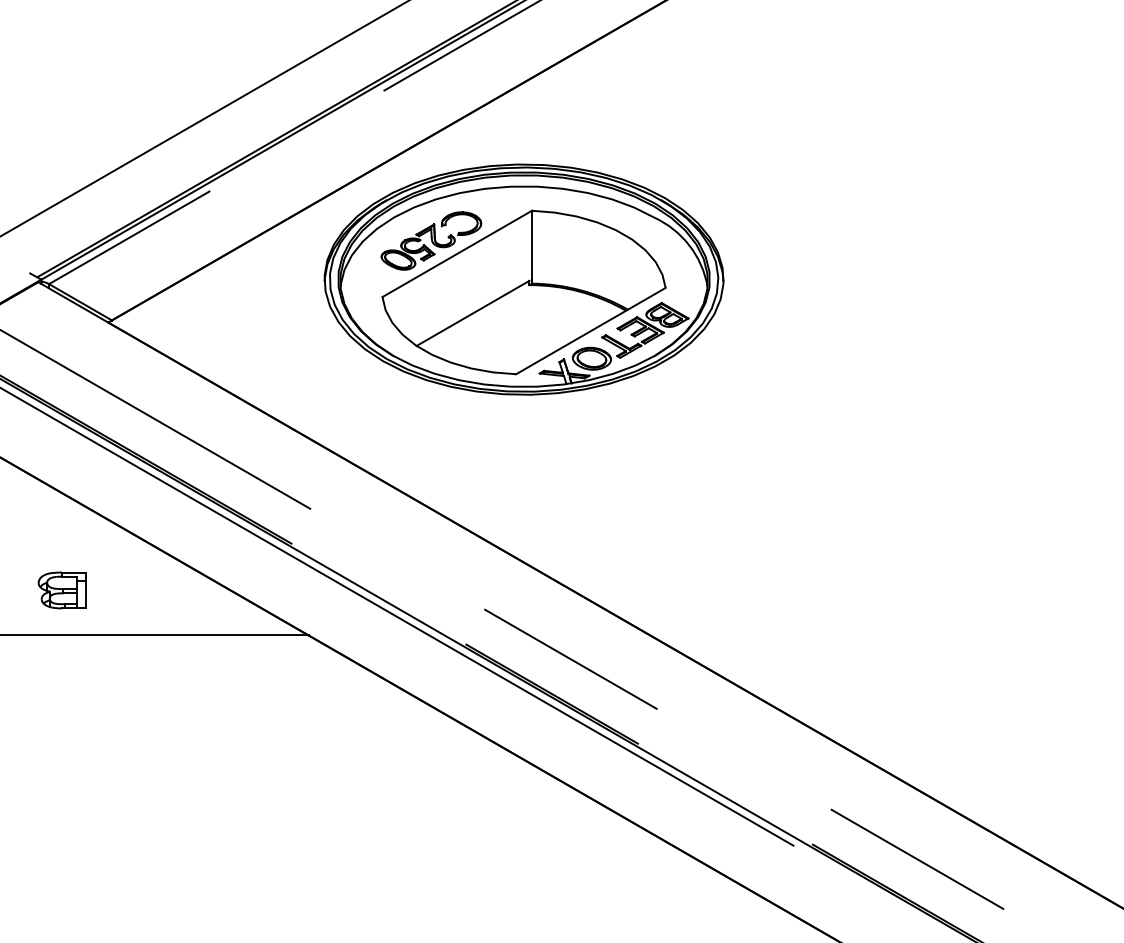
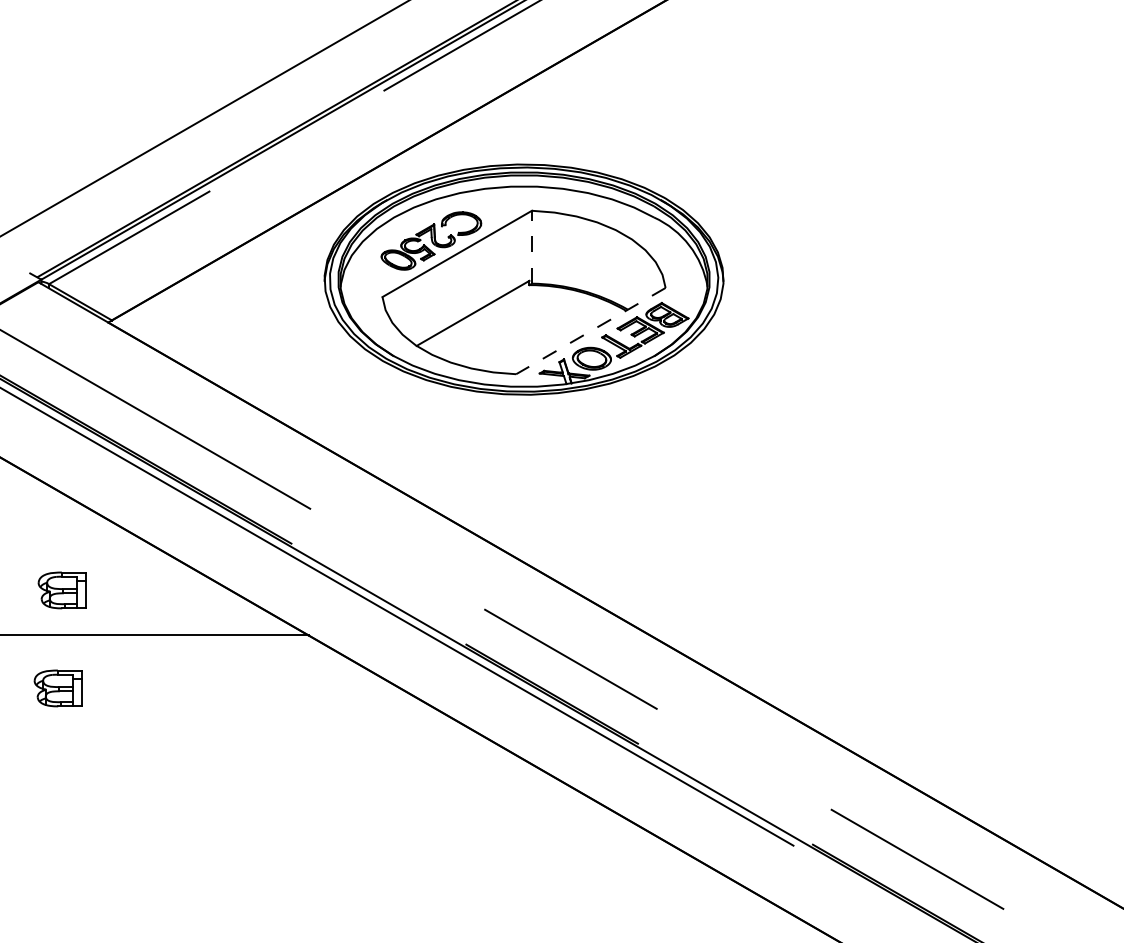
line: solid -> dashed (531, 246)
line: solid -> dashed (590, 331)
part: none -> present (57, 688)
